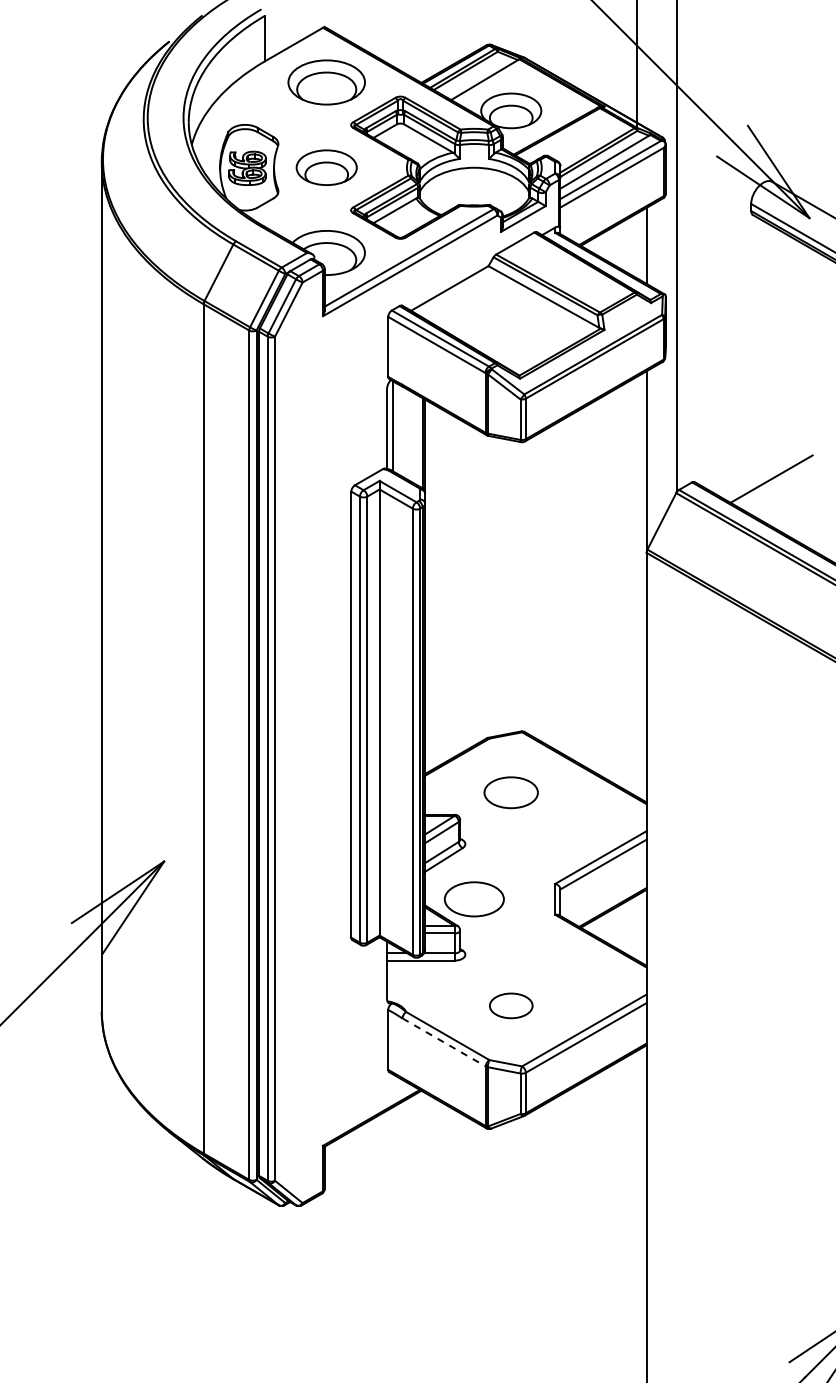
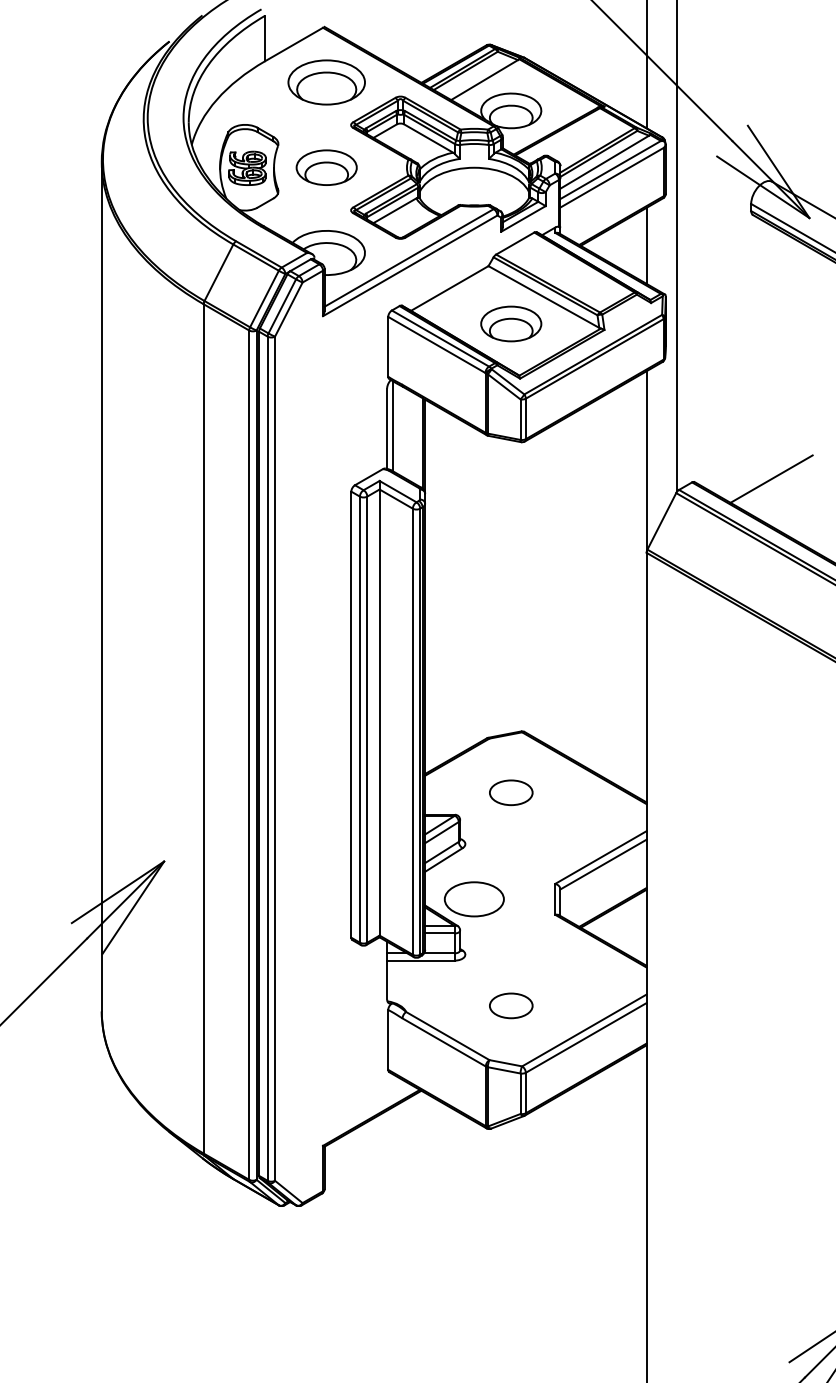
line position: (636, 65) -> (646, 65) (646, 65)
part: none -> present (511, 323)
part size: 56x34 px -> 45x28 px (511, 792)
line: dashed -> solid (444, 1042)
